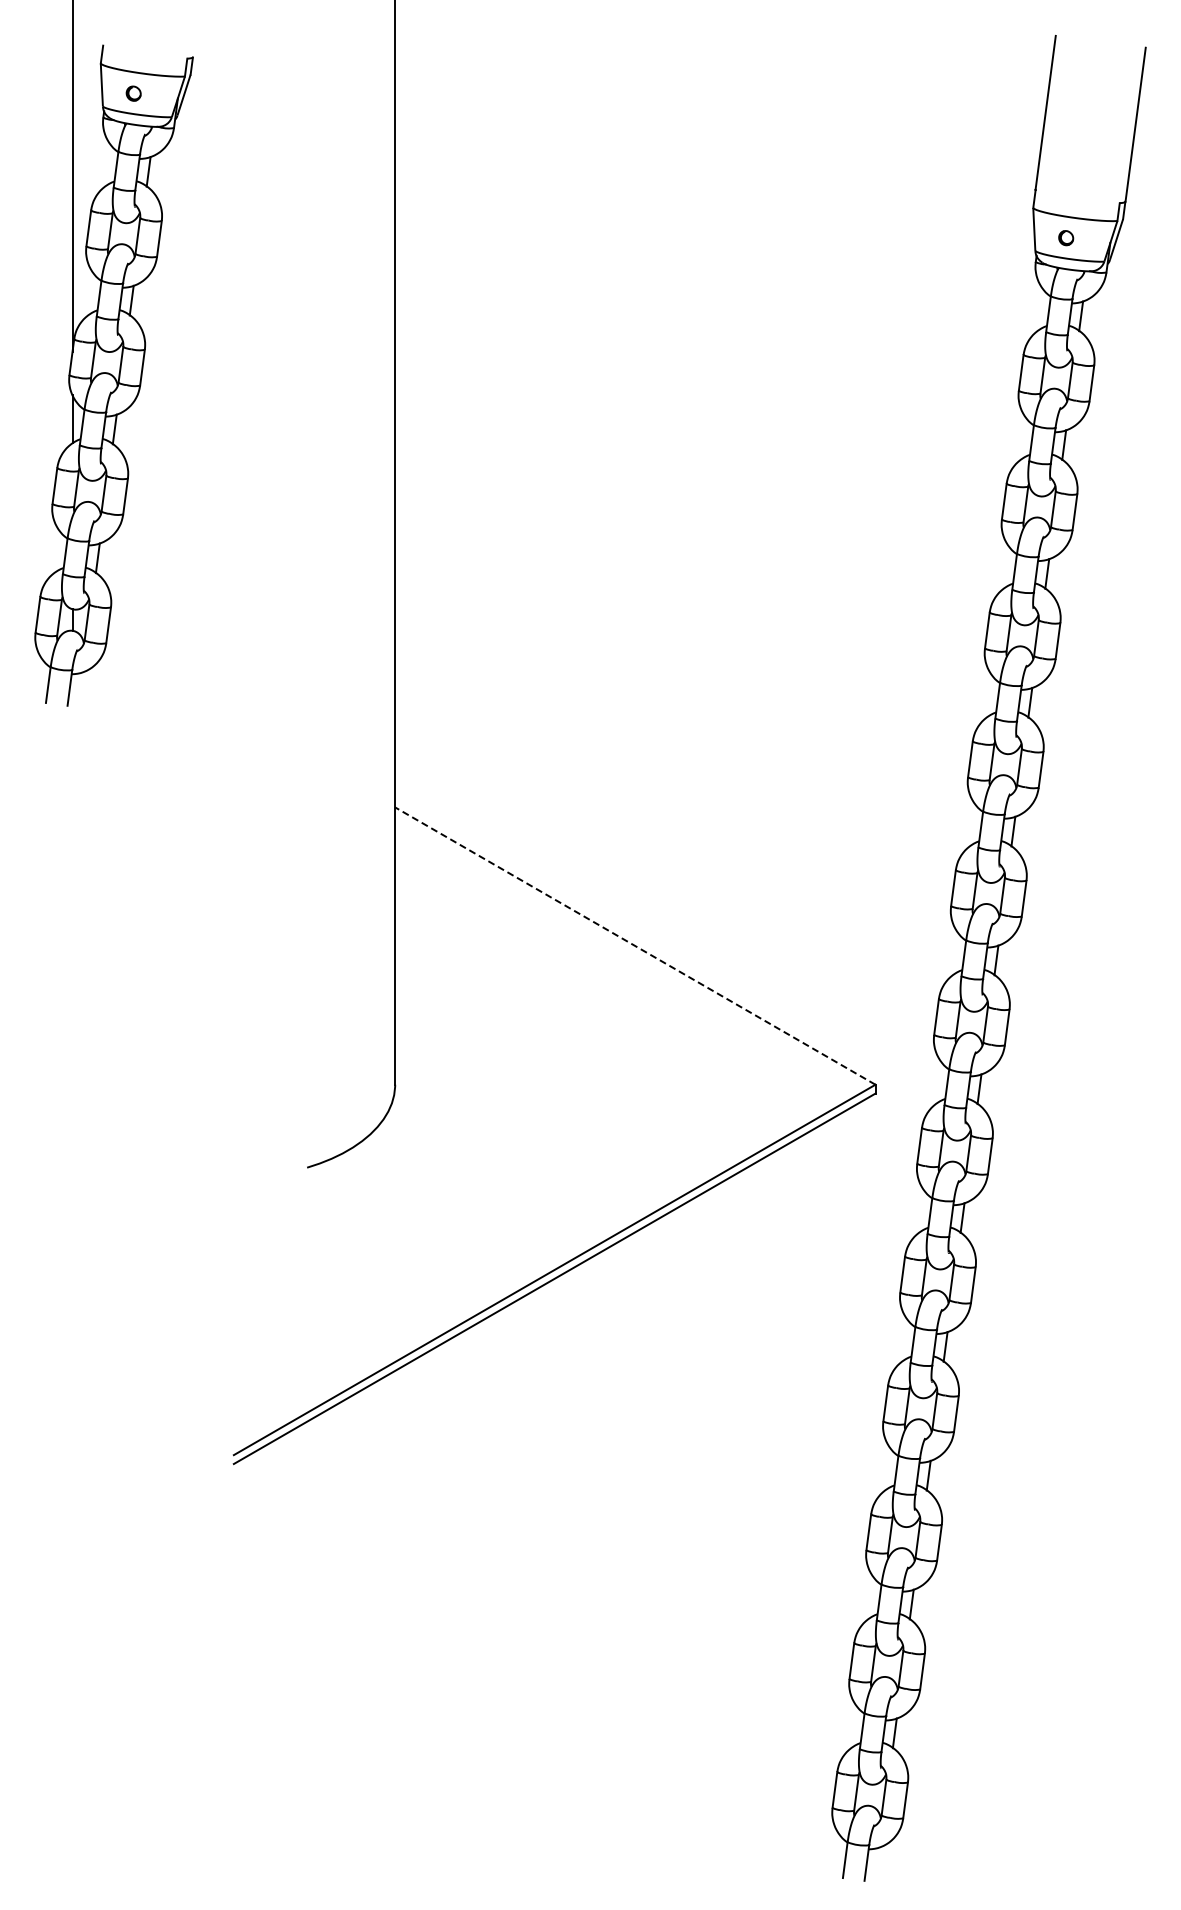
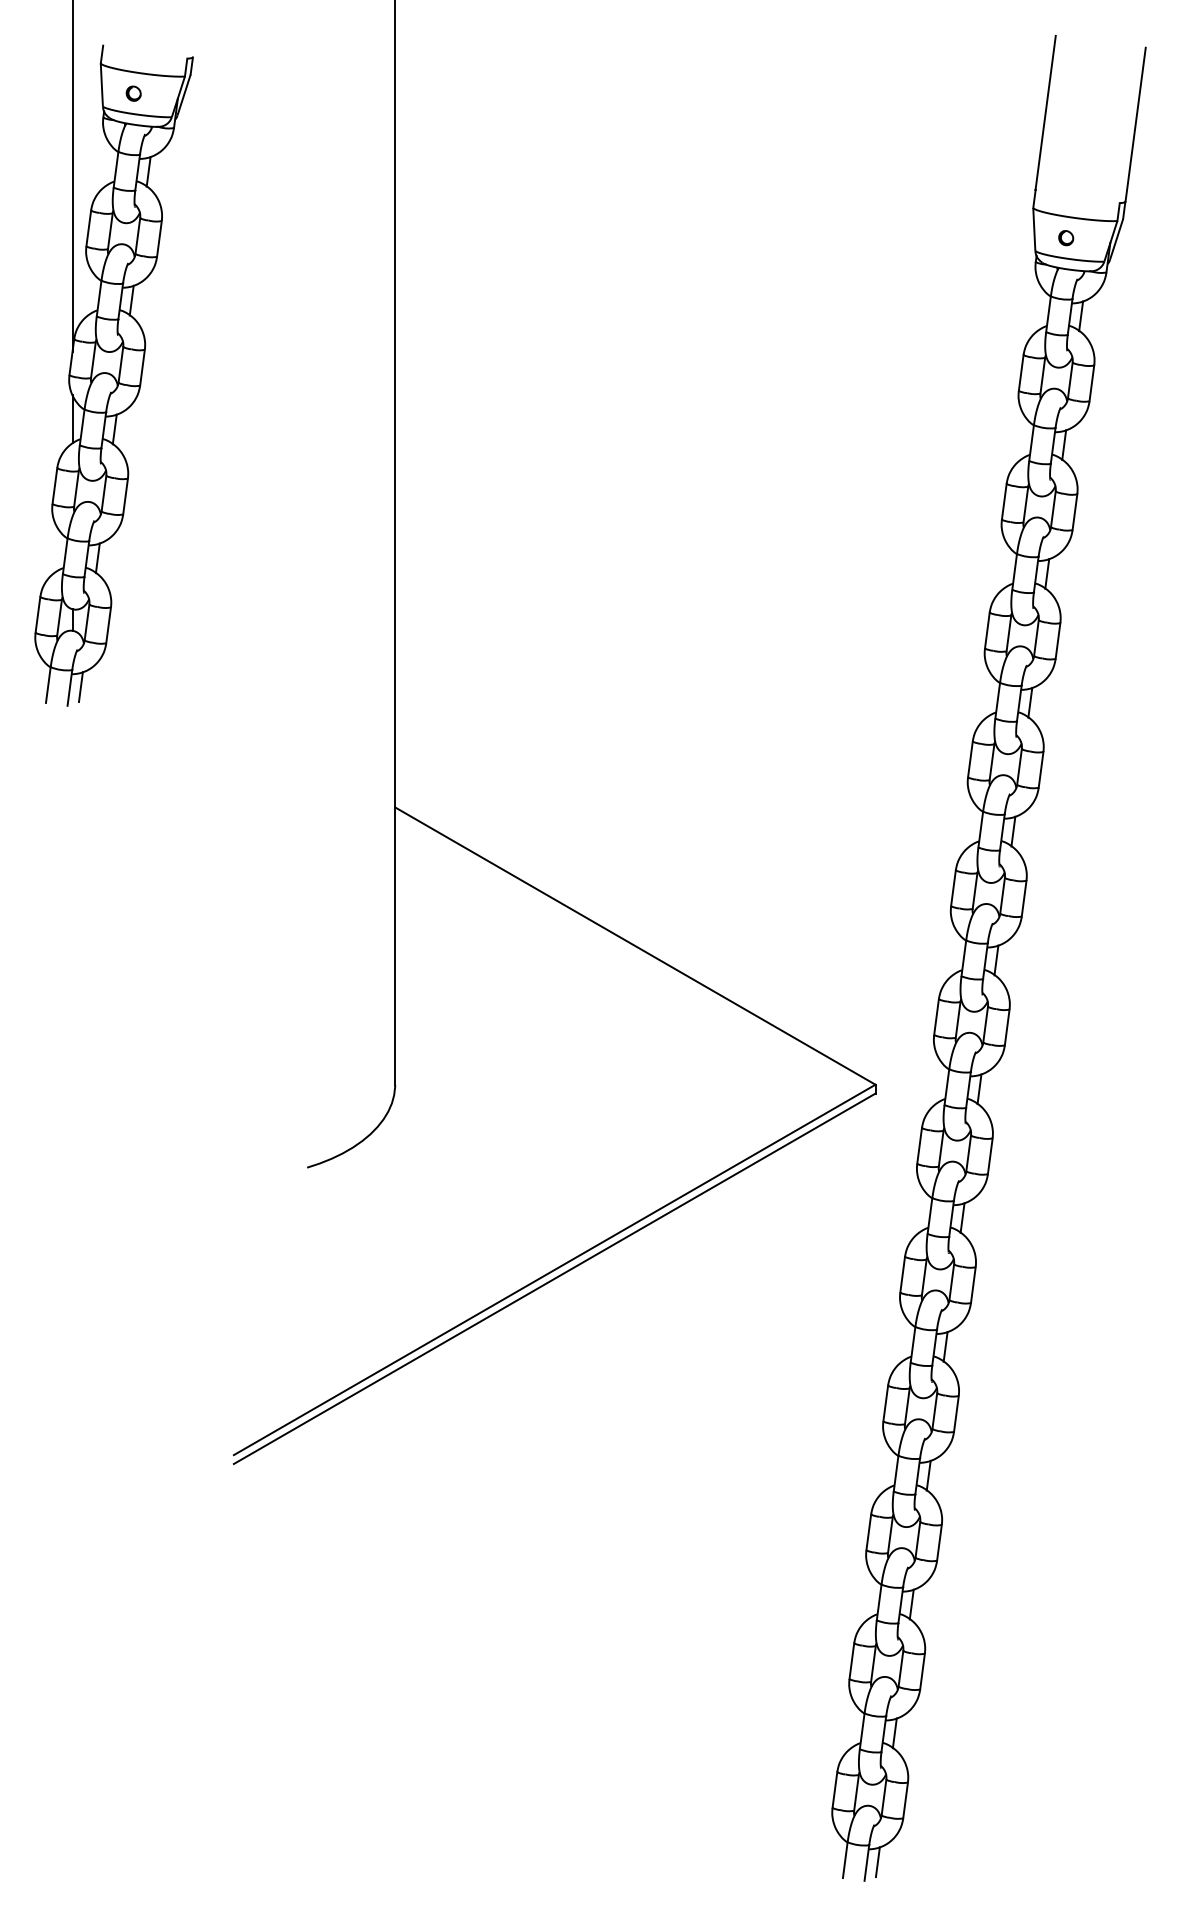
line: none -> present (80, 687)
line: dashed -> solid (634, 945)
line: none -> present (877, 1862)
